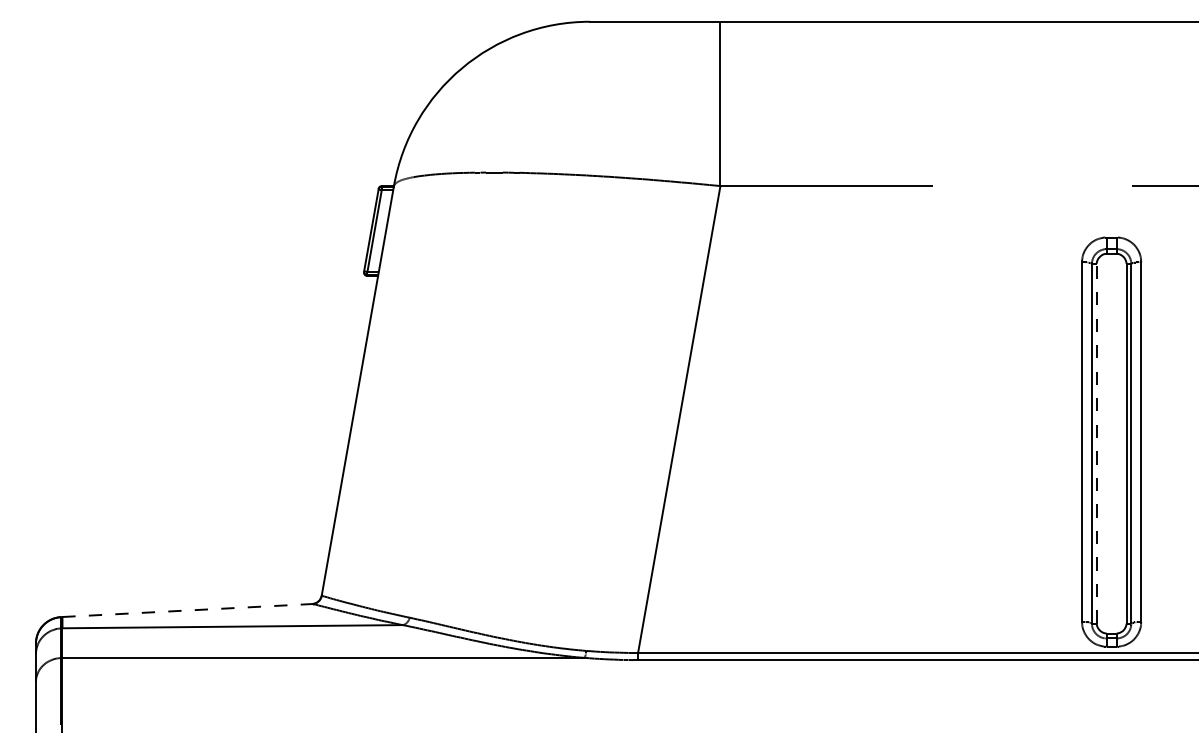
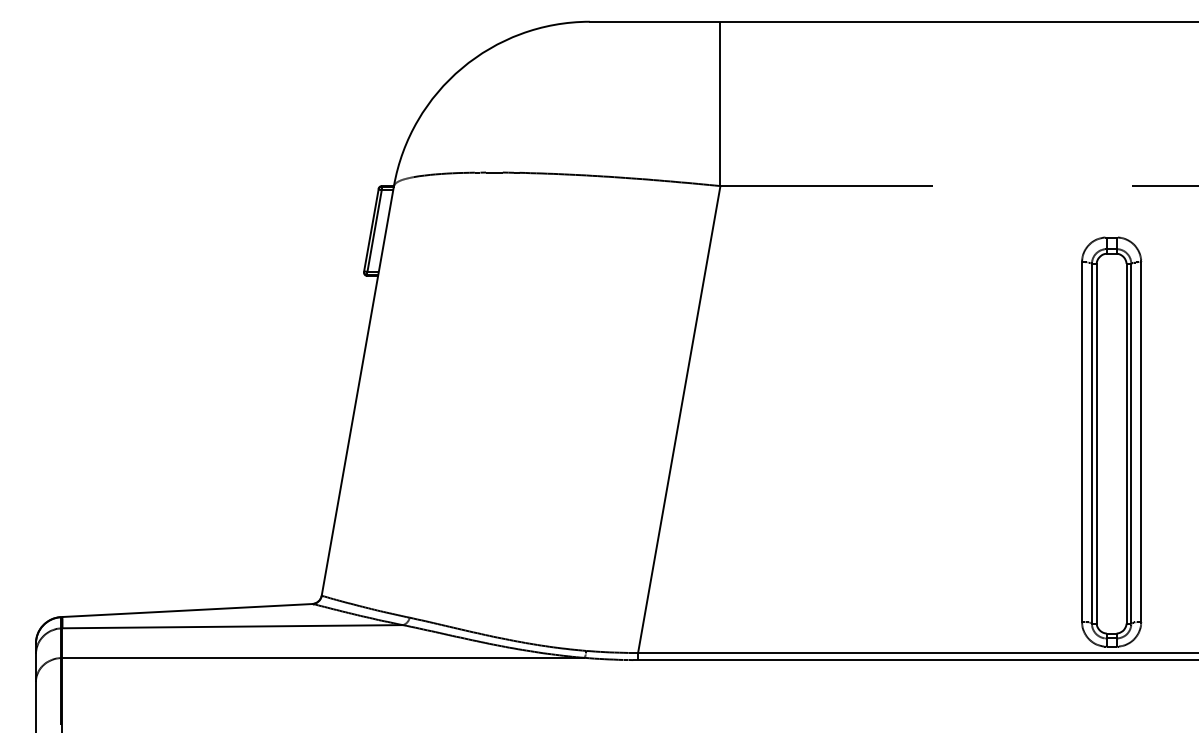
line: dashed -> solid (1096, 443)
line: dashed -> solid (187, 610)
